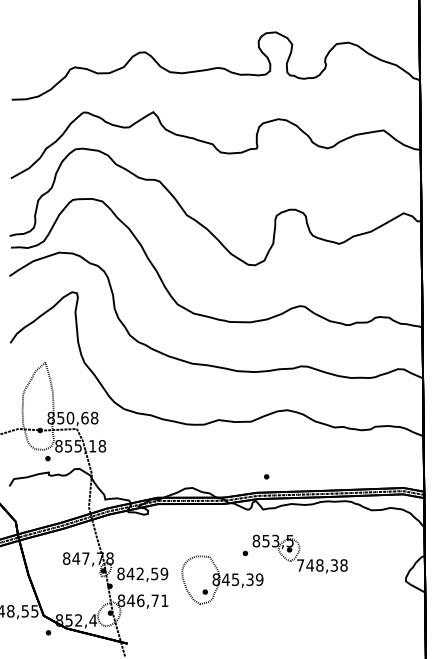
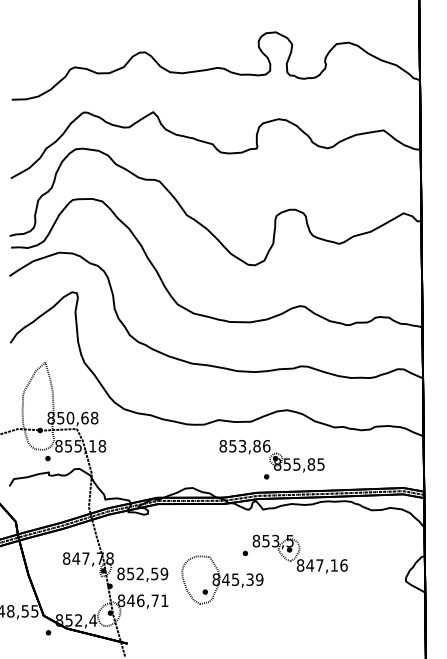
part: none -> present (271, 456)
text: 748,38 -> 847,16 (321, 565)
text: 842,59 -> 852,59 (130, 573)
